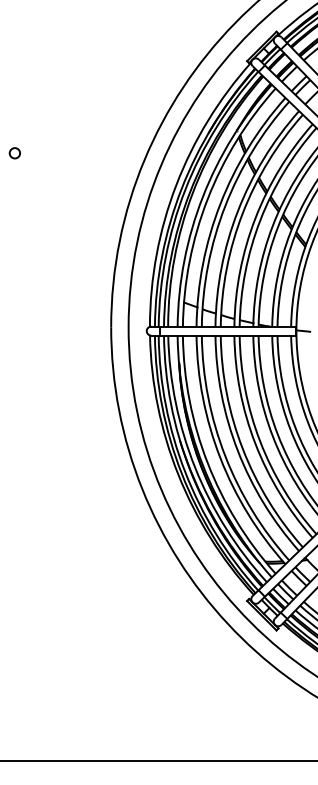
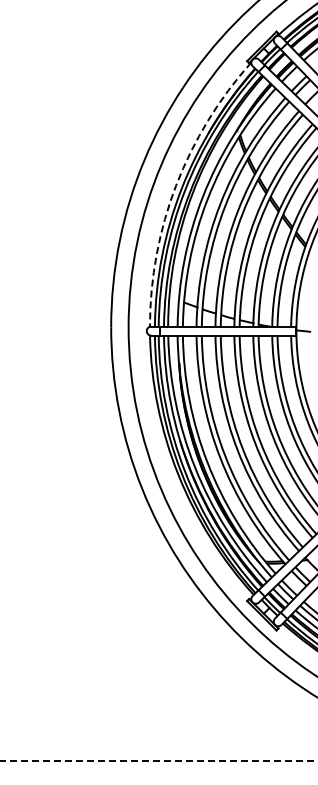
circle: present -> none (14, 153)
arc: solid -> dashed (176, 185)
line: solid -> dashed (159, 761)
